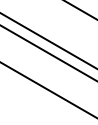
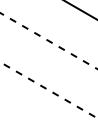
line: solid -> dashed (49, 41)
line: present -> none (48, 52)
line: solid -> dashed (48, 90)
